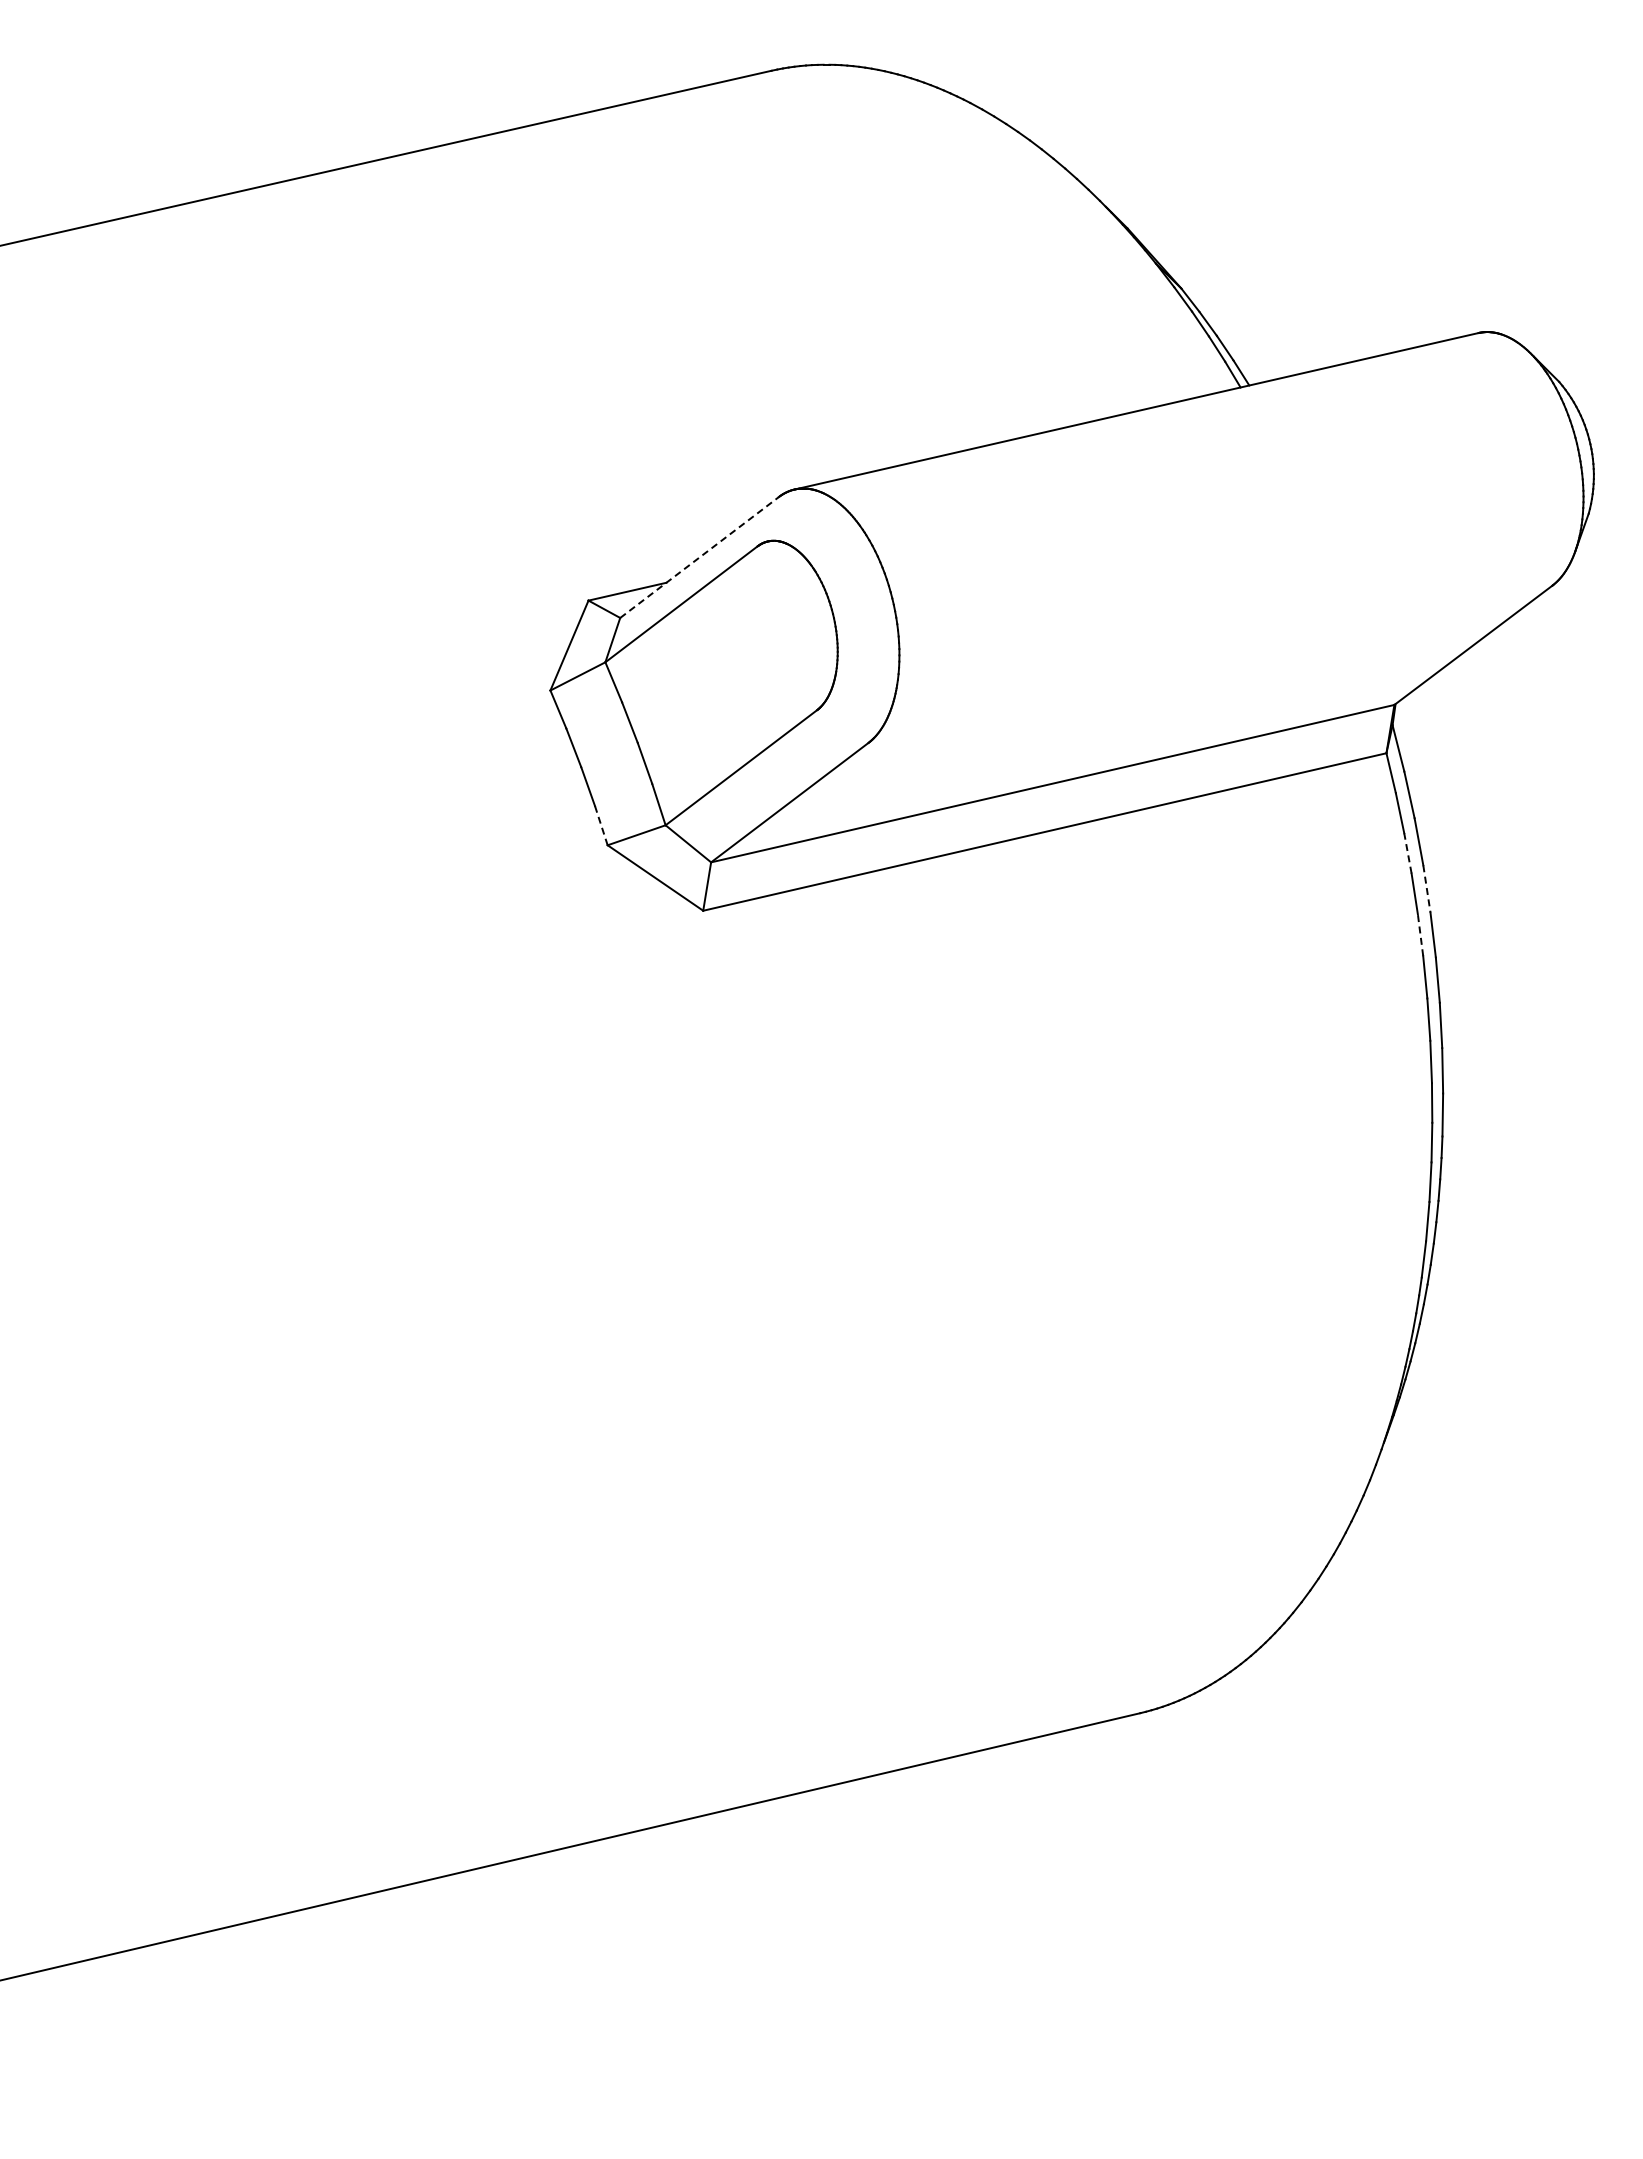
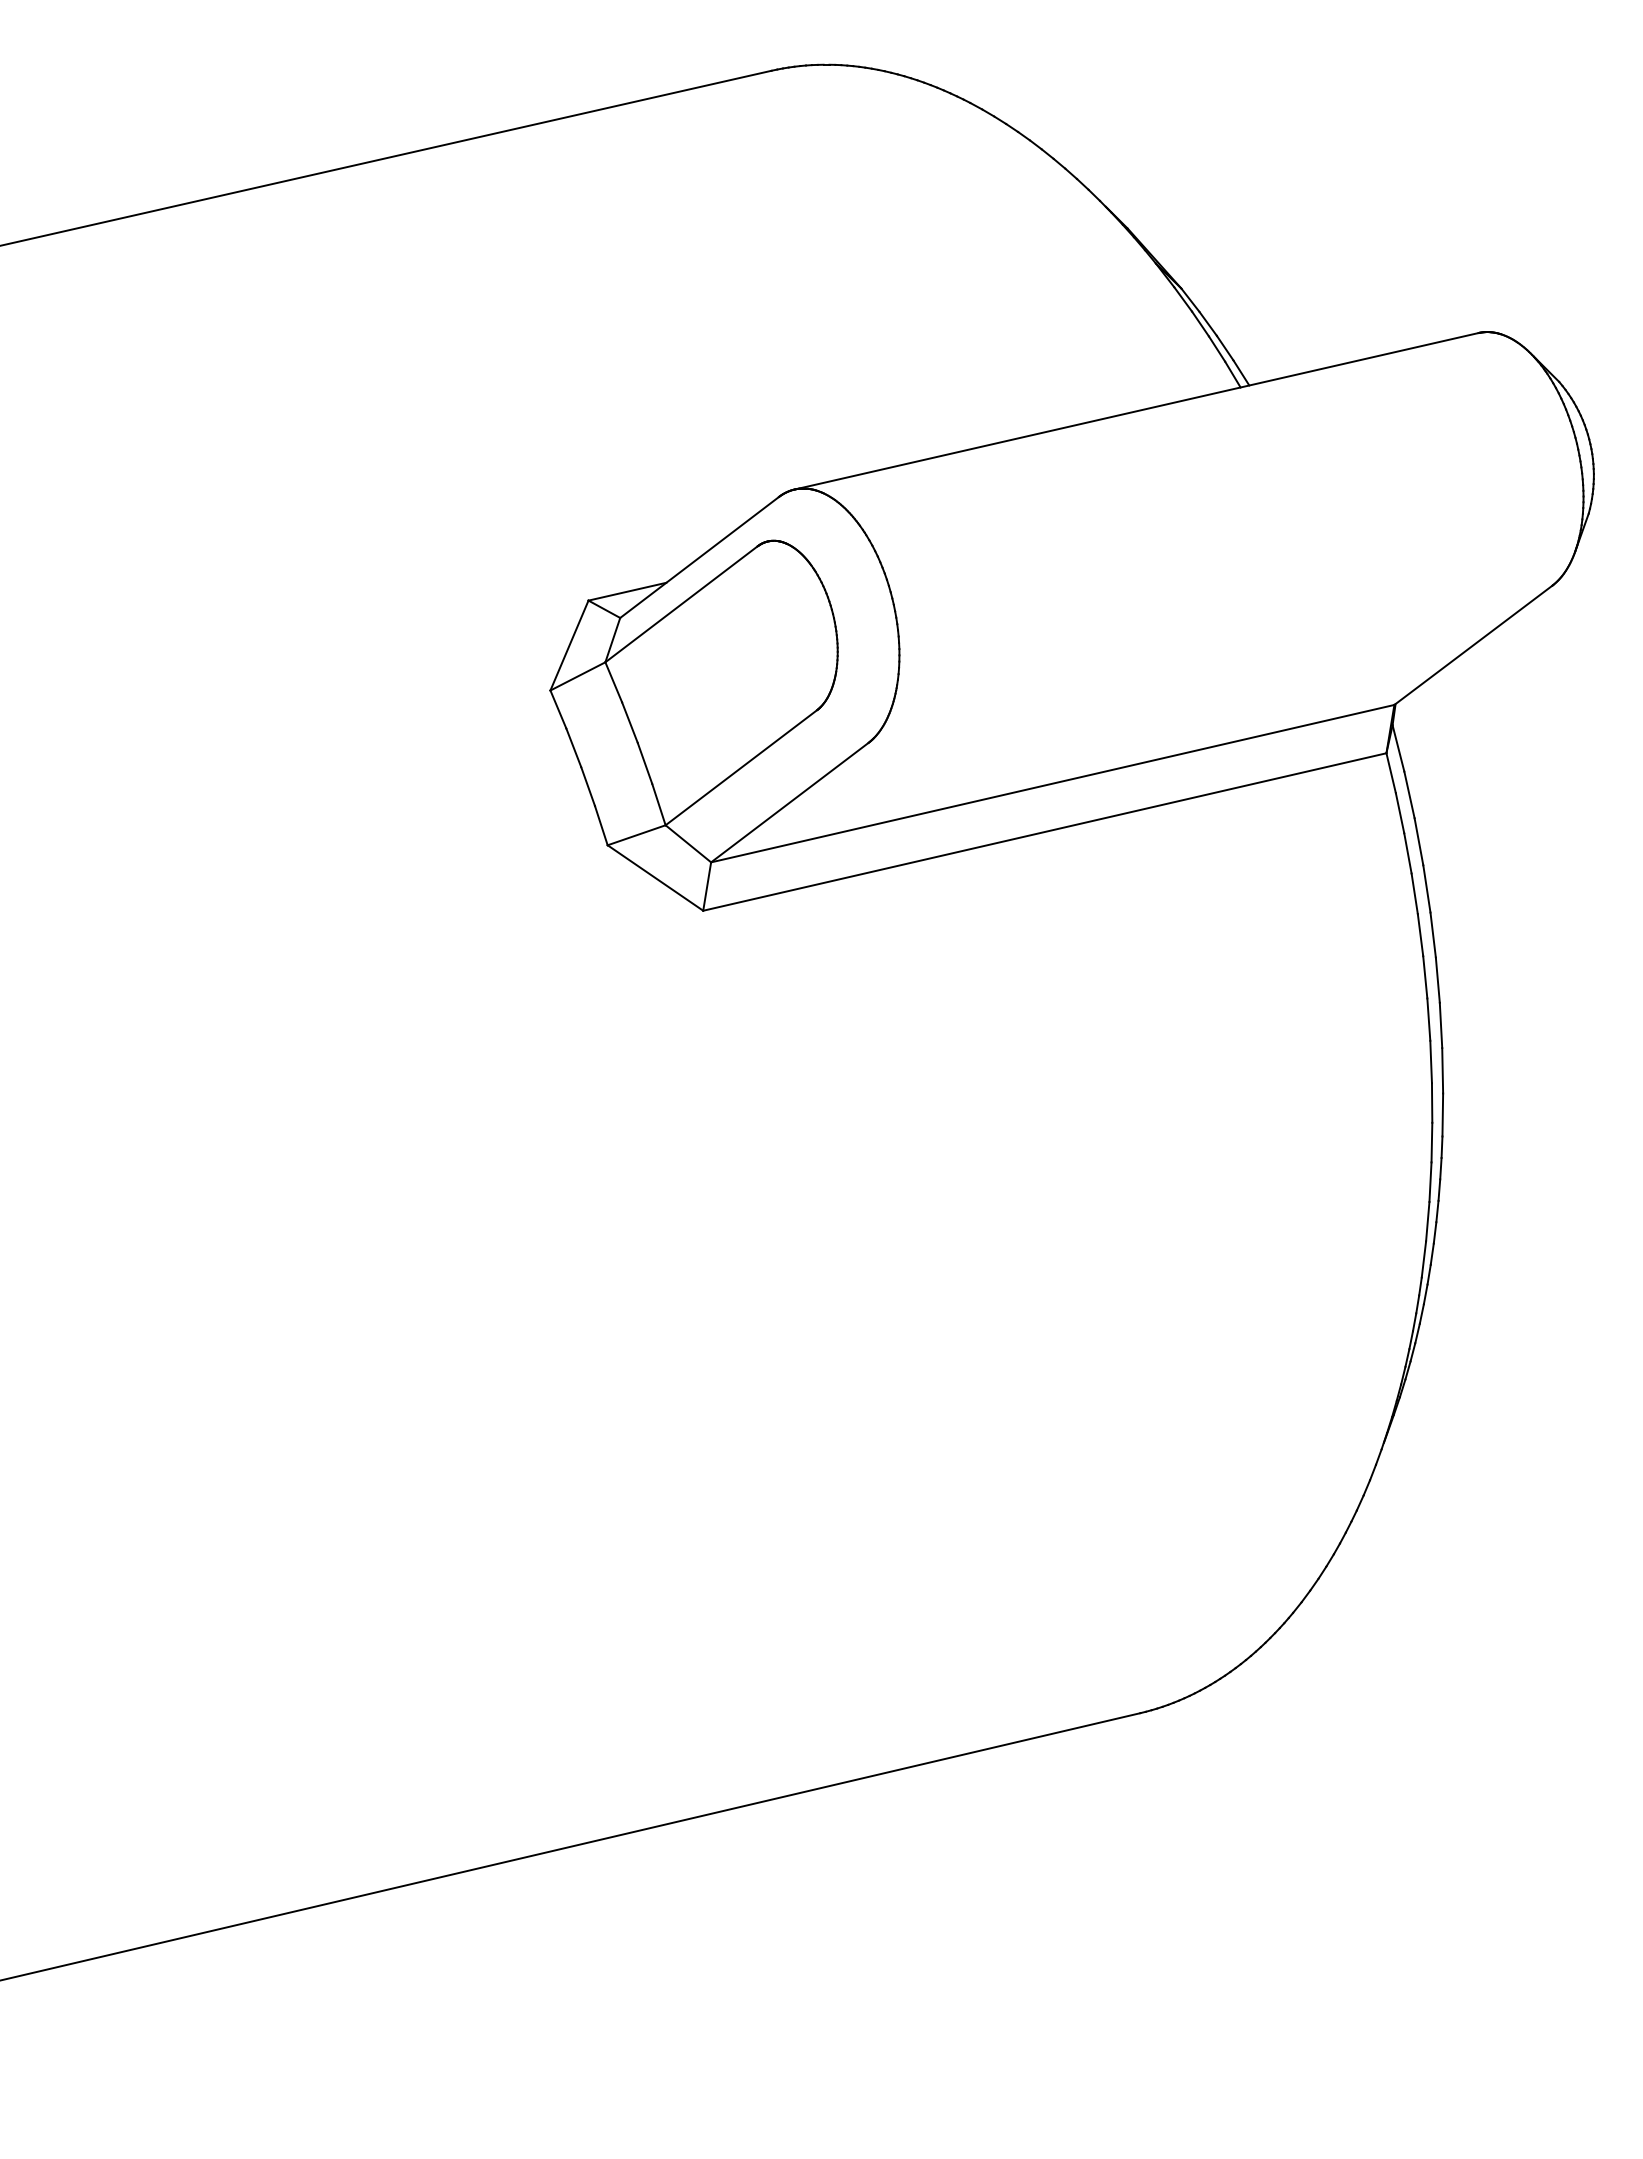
line: dashed -> solid (699, 557)
line: dashed -> solid (601, 825)
line: dashed -> solid (1407, 852)
line: dashed -> solid (1426, 888)
line: dashed -> solid (1420, 934)
